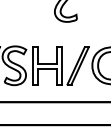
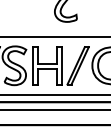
line: none -> present (54, 37)
line: none -> present (54, 94)
line: none -> present (54, 110)
